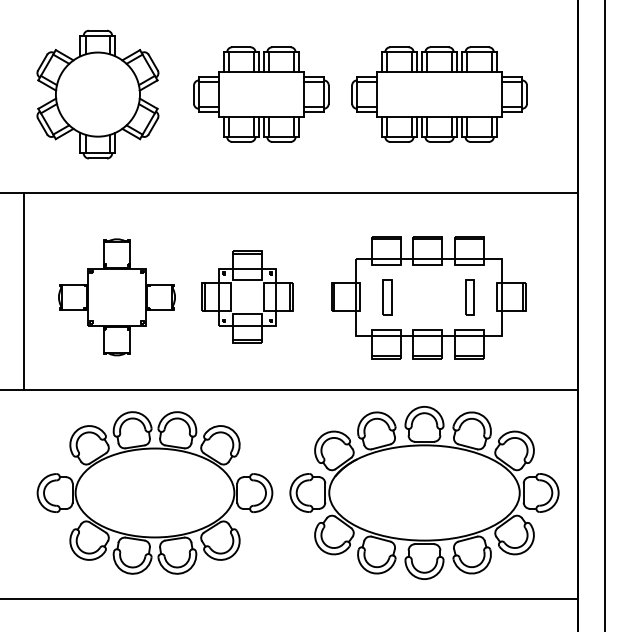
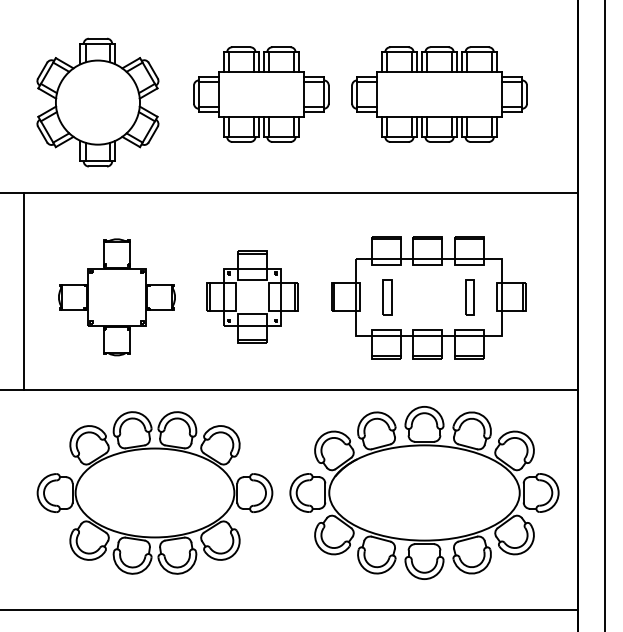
part position: (97, 94) -> (97, 102) (97, 102)
part position: (247, 296) -> (252, 296) (252, 296)
line position: (289, 598) -> (289, 609) (289, 609)
